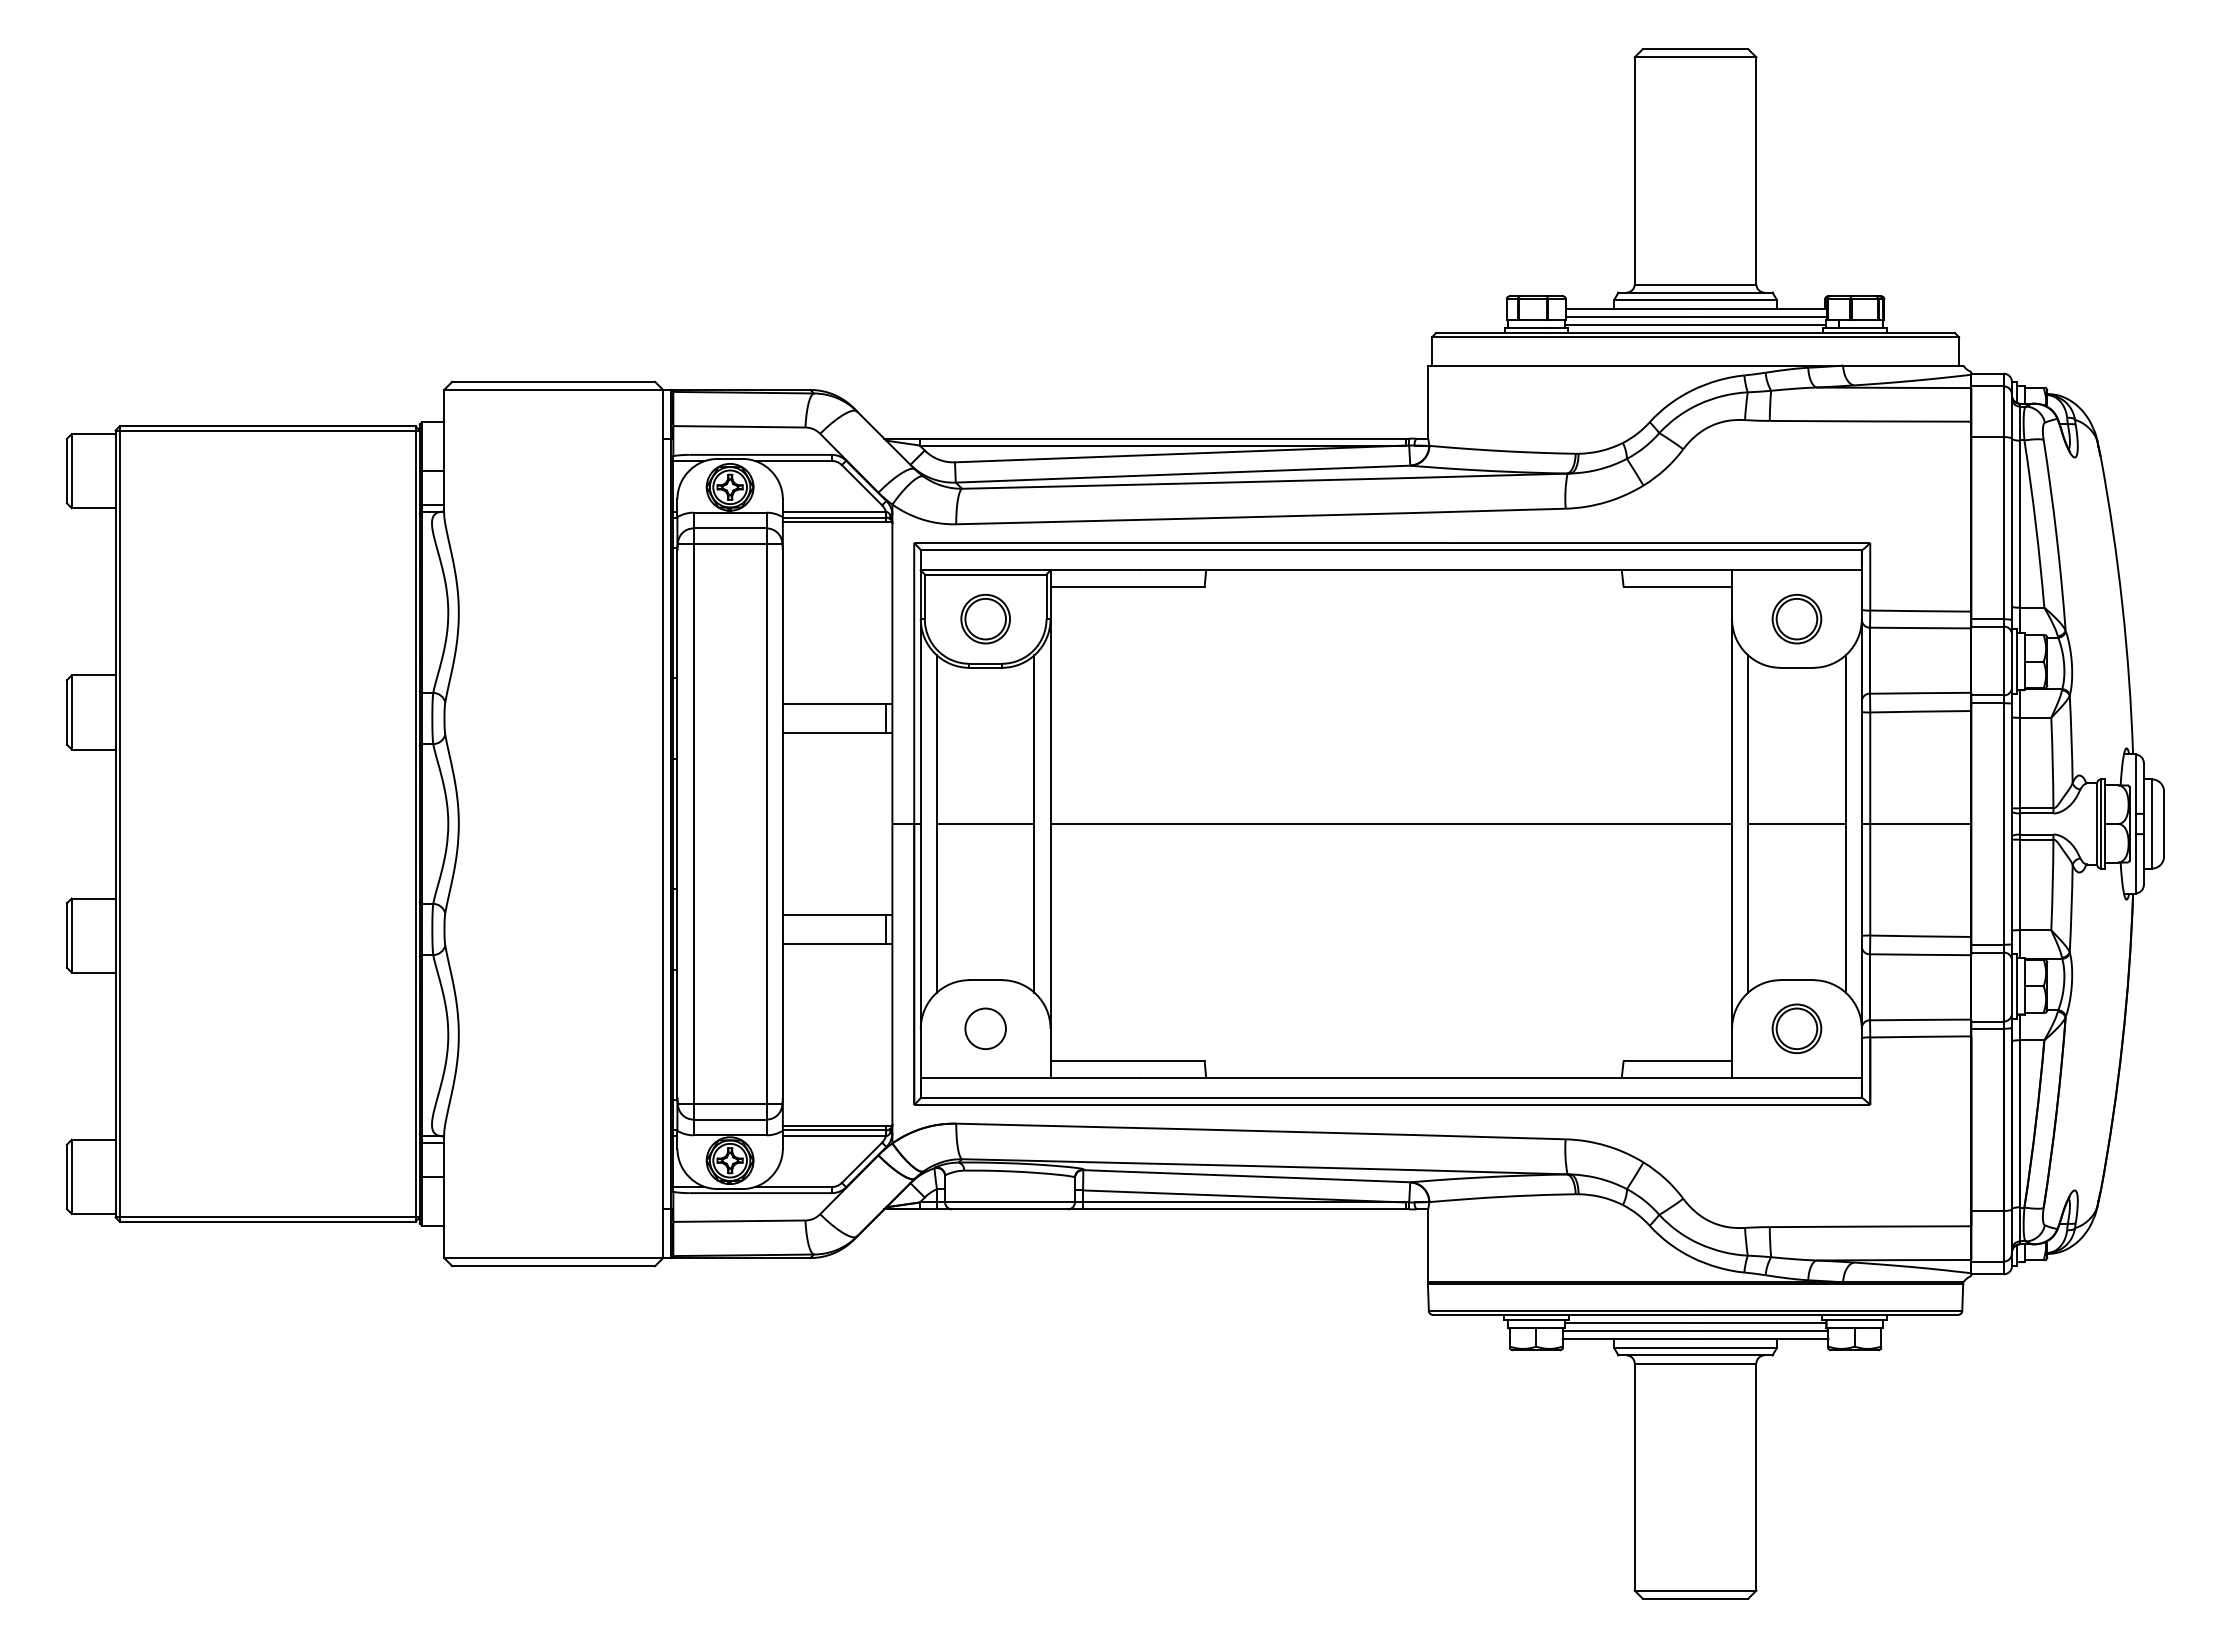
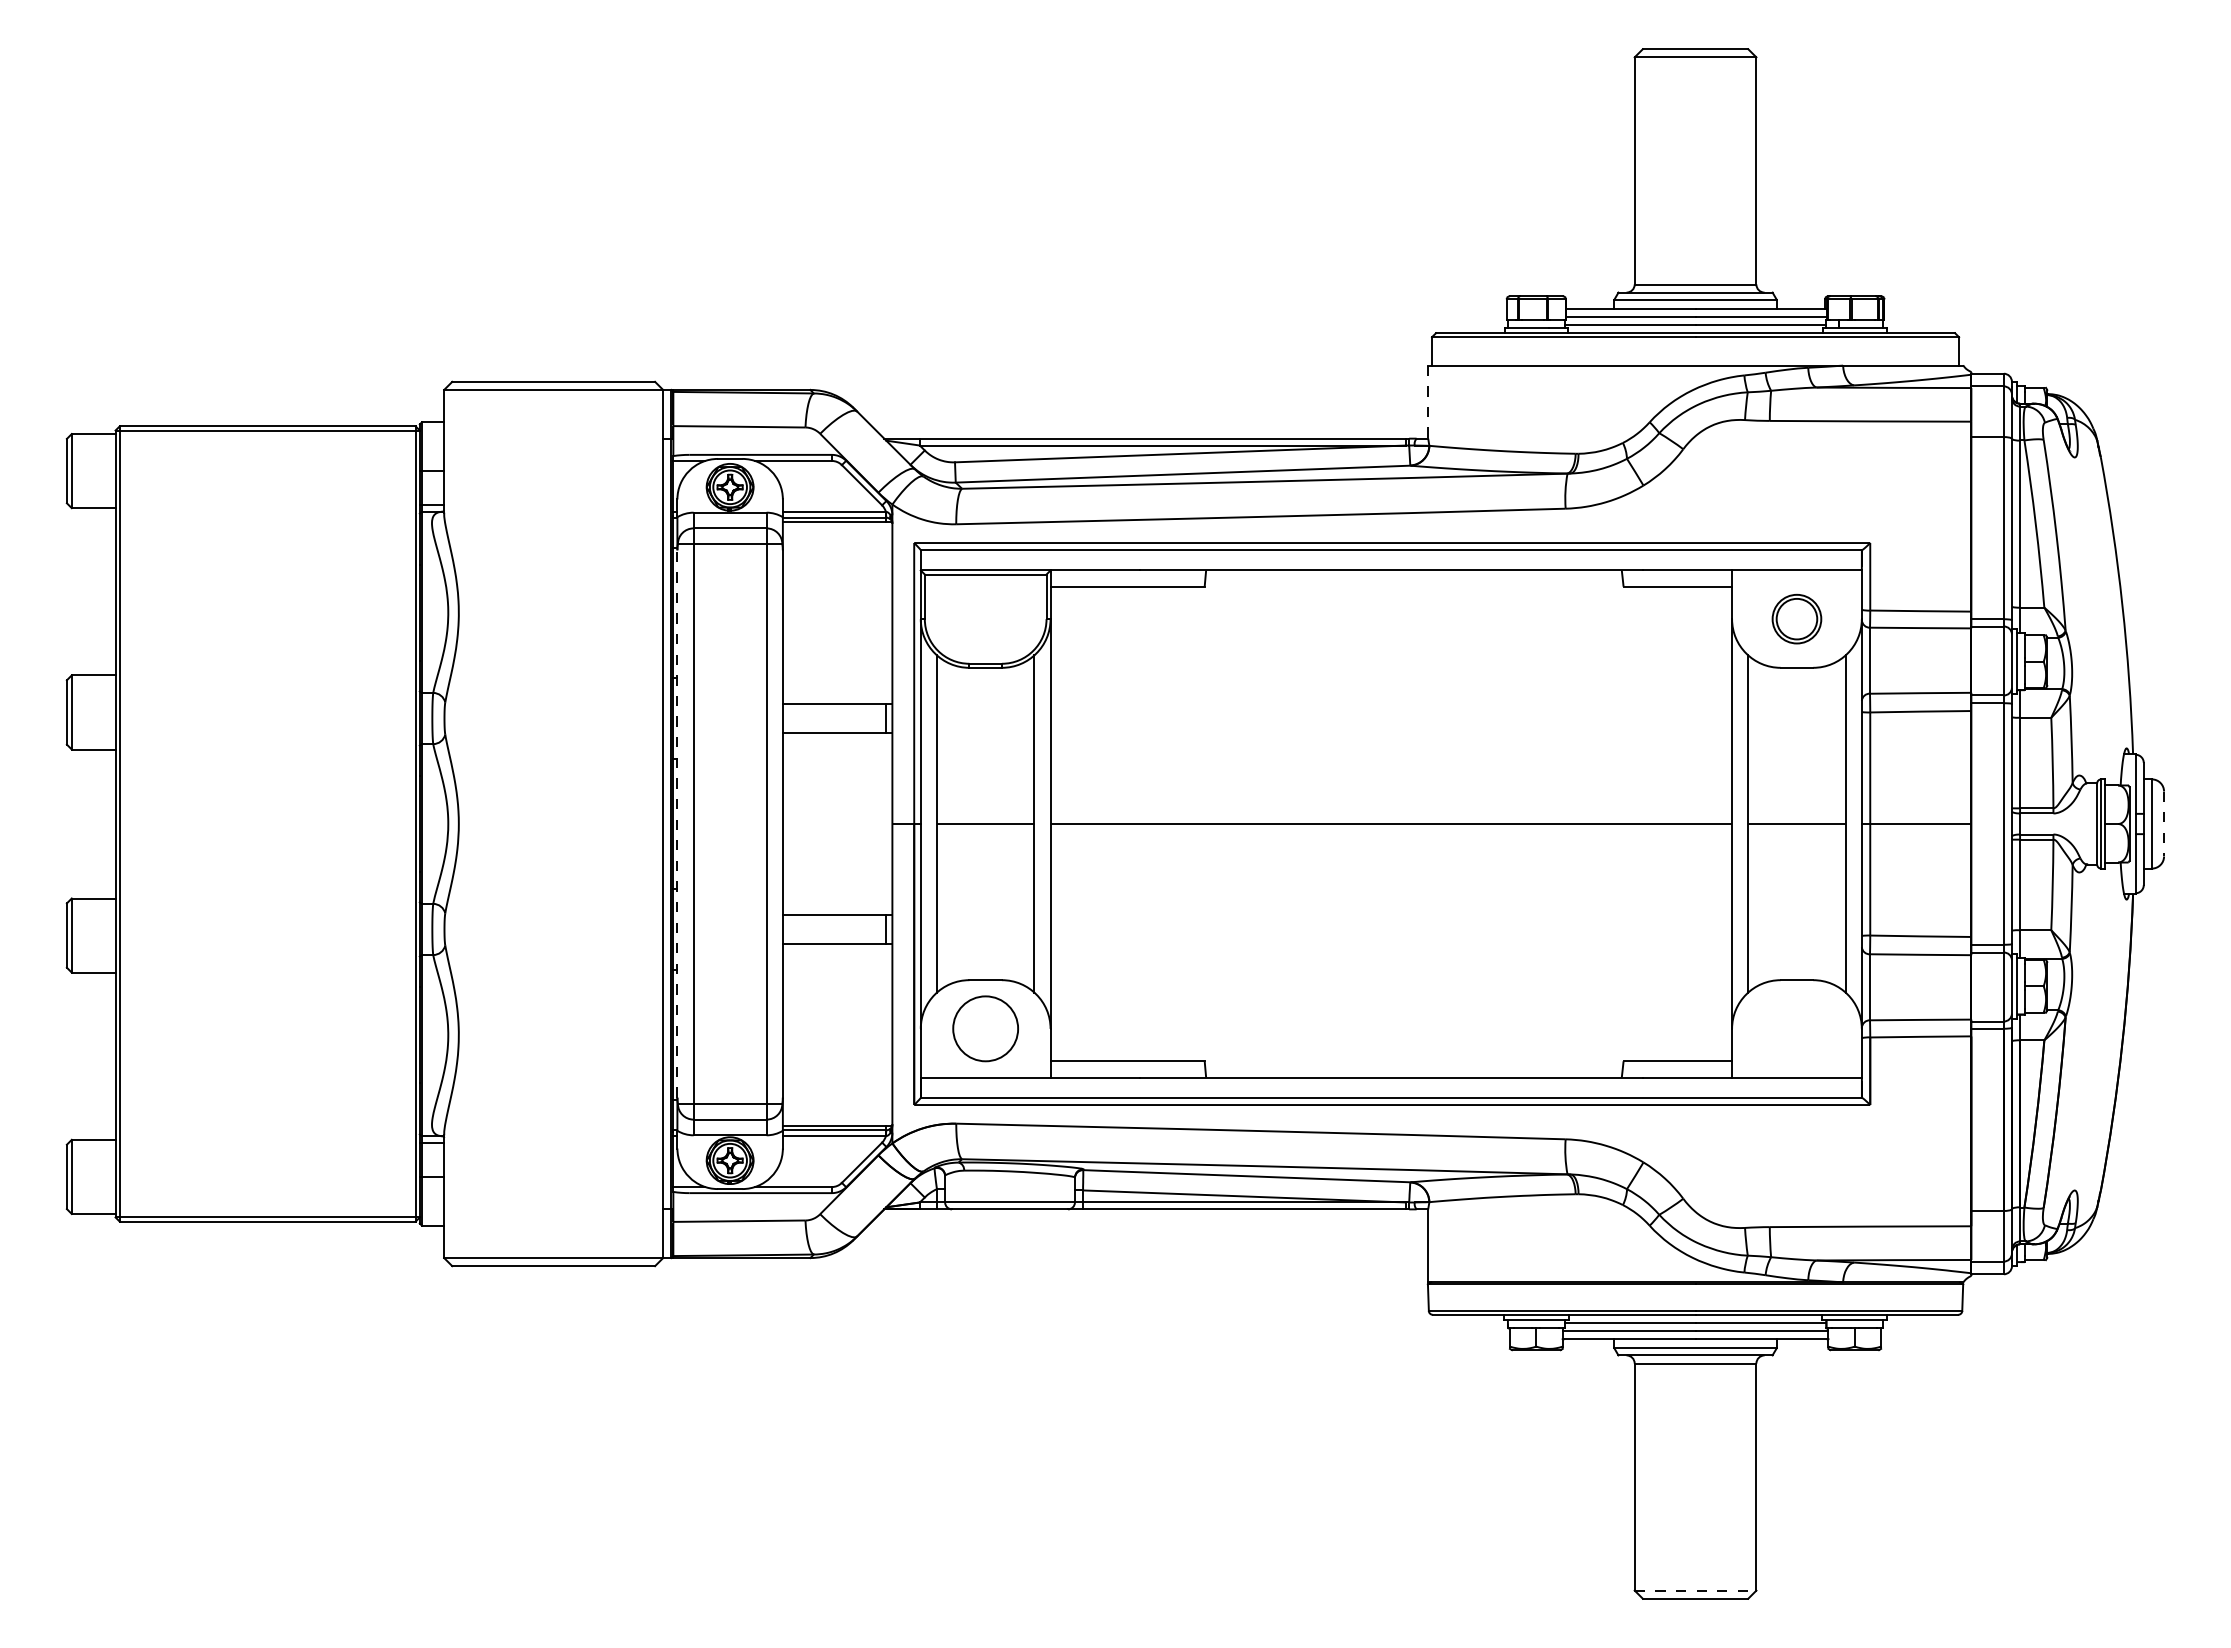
line: solid -> dashed (1427, 402)
part: present -> none (985, 618)
line: solid -> dashed (677, 824)
line: solid -> dashed (2164, 824)
circle diameter: 41 px -> 65 px (985, 1028)
part: present -> none (1796, 1028)
line: solid -> dashed (1695, 1590)
